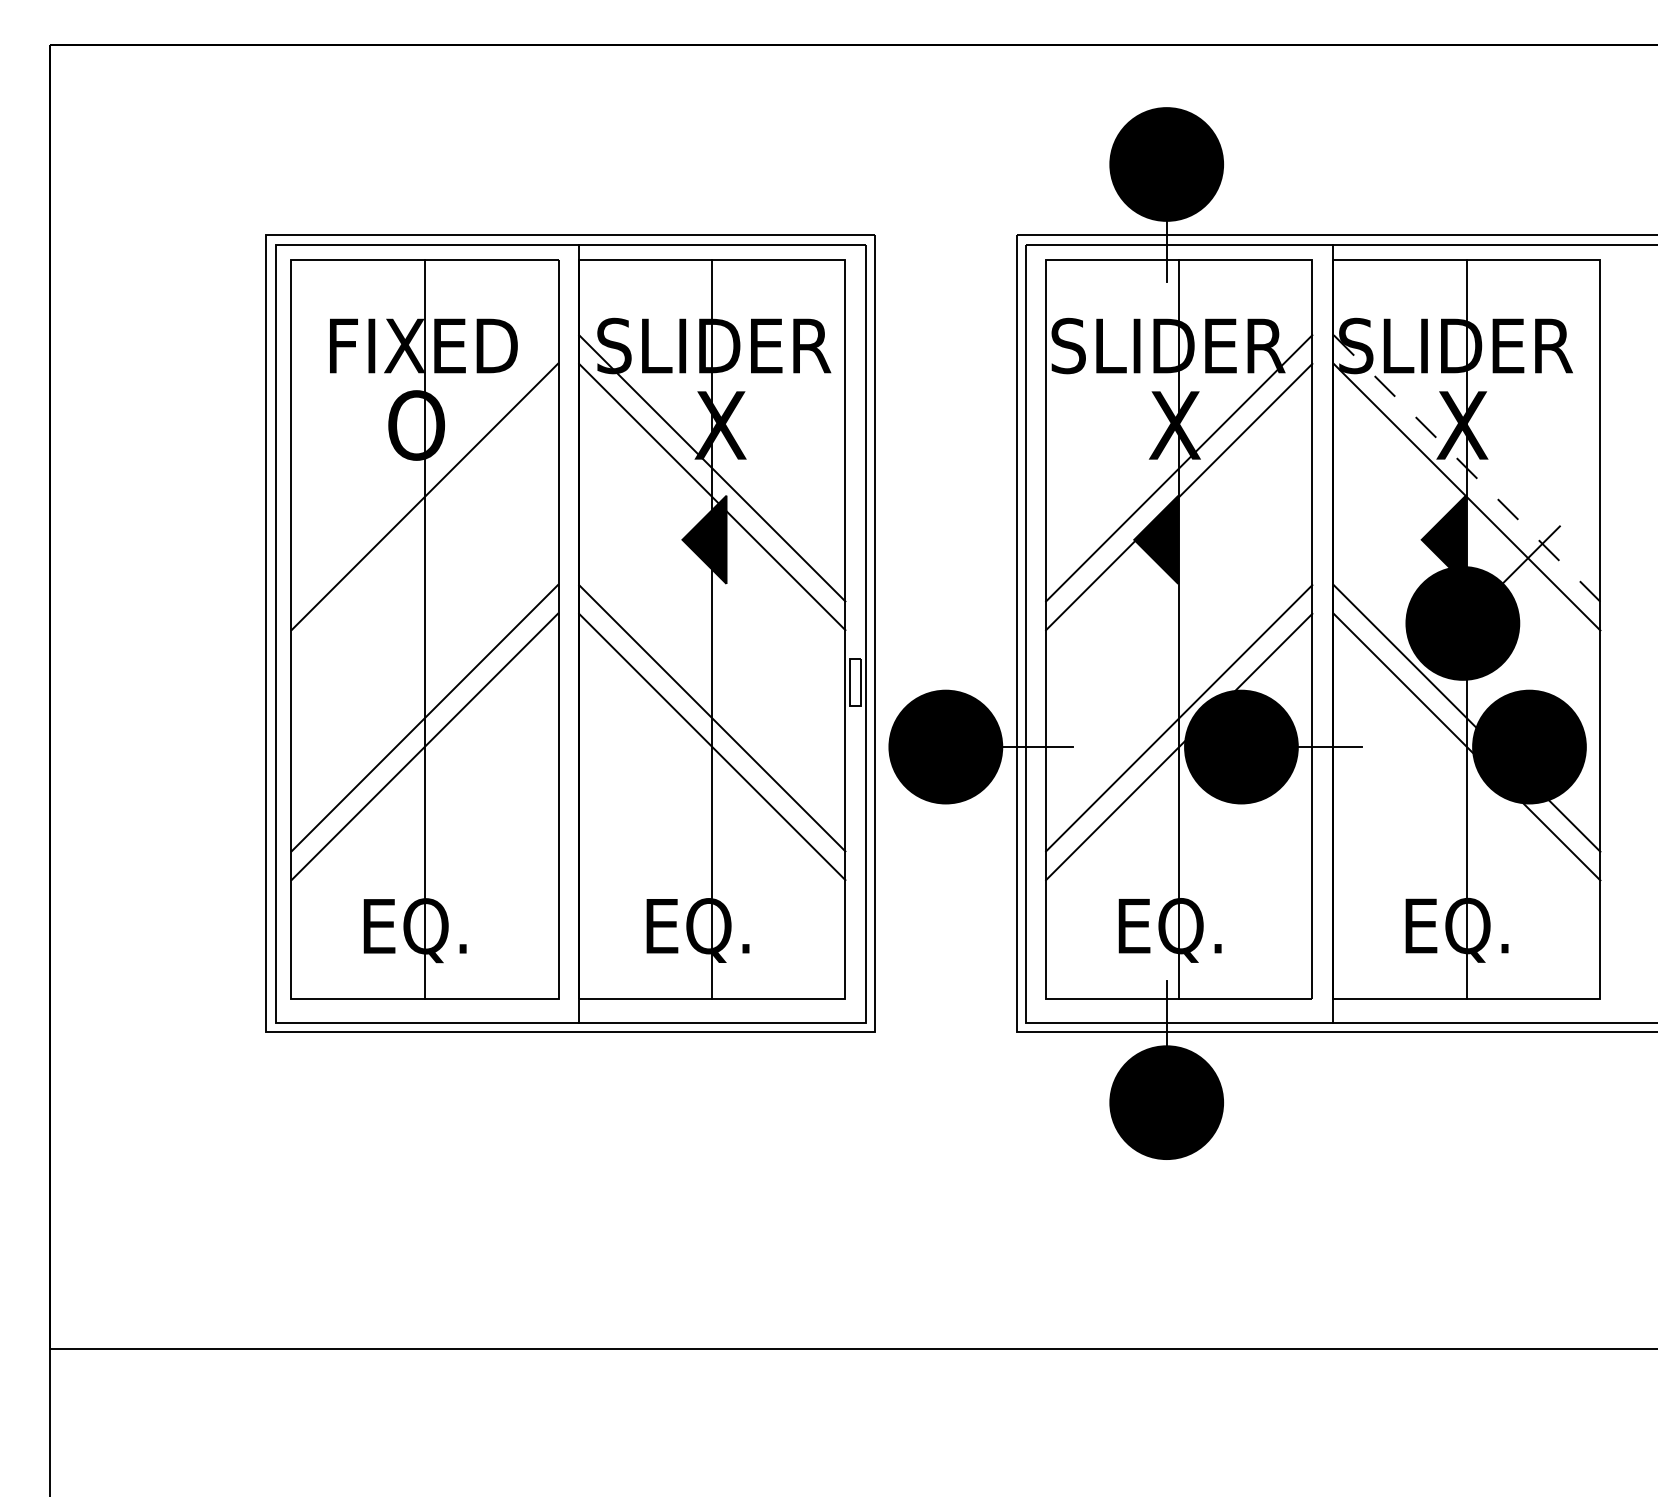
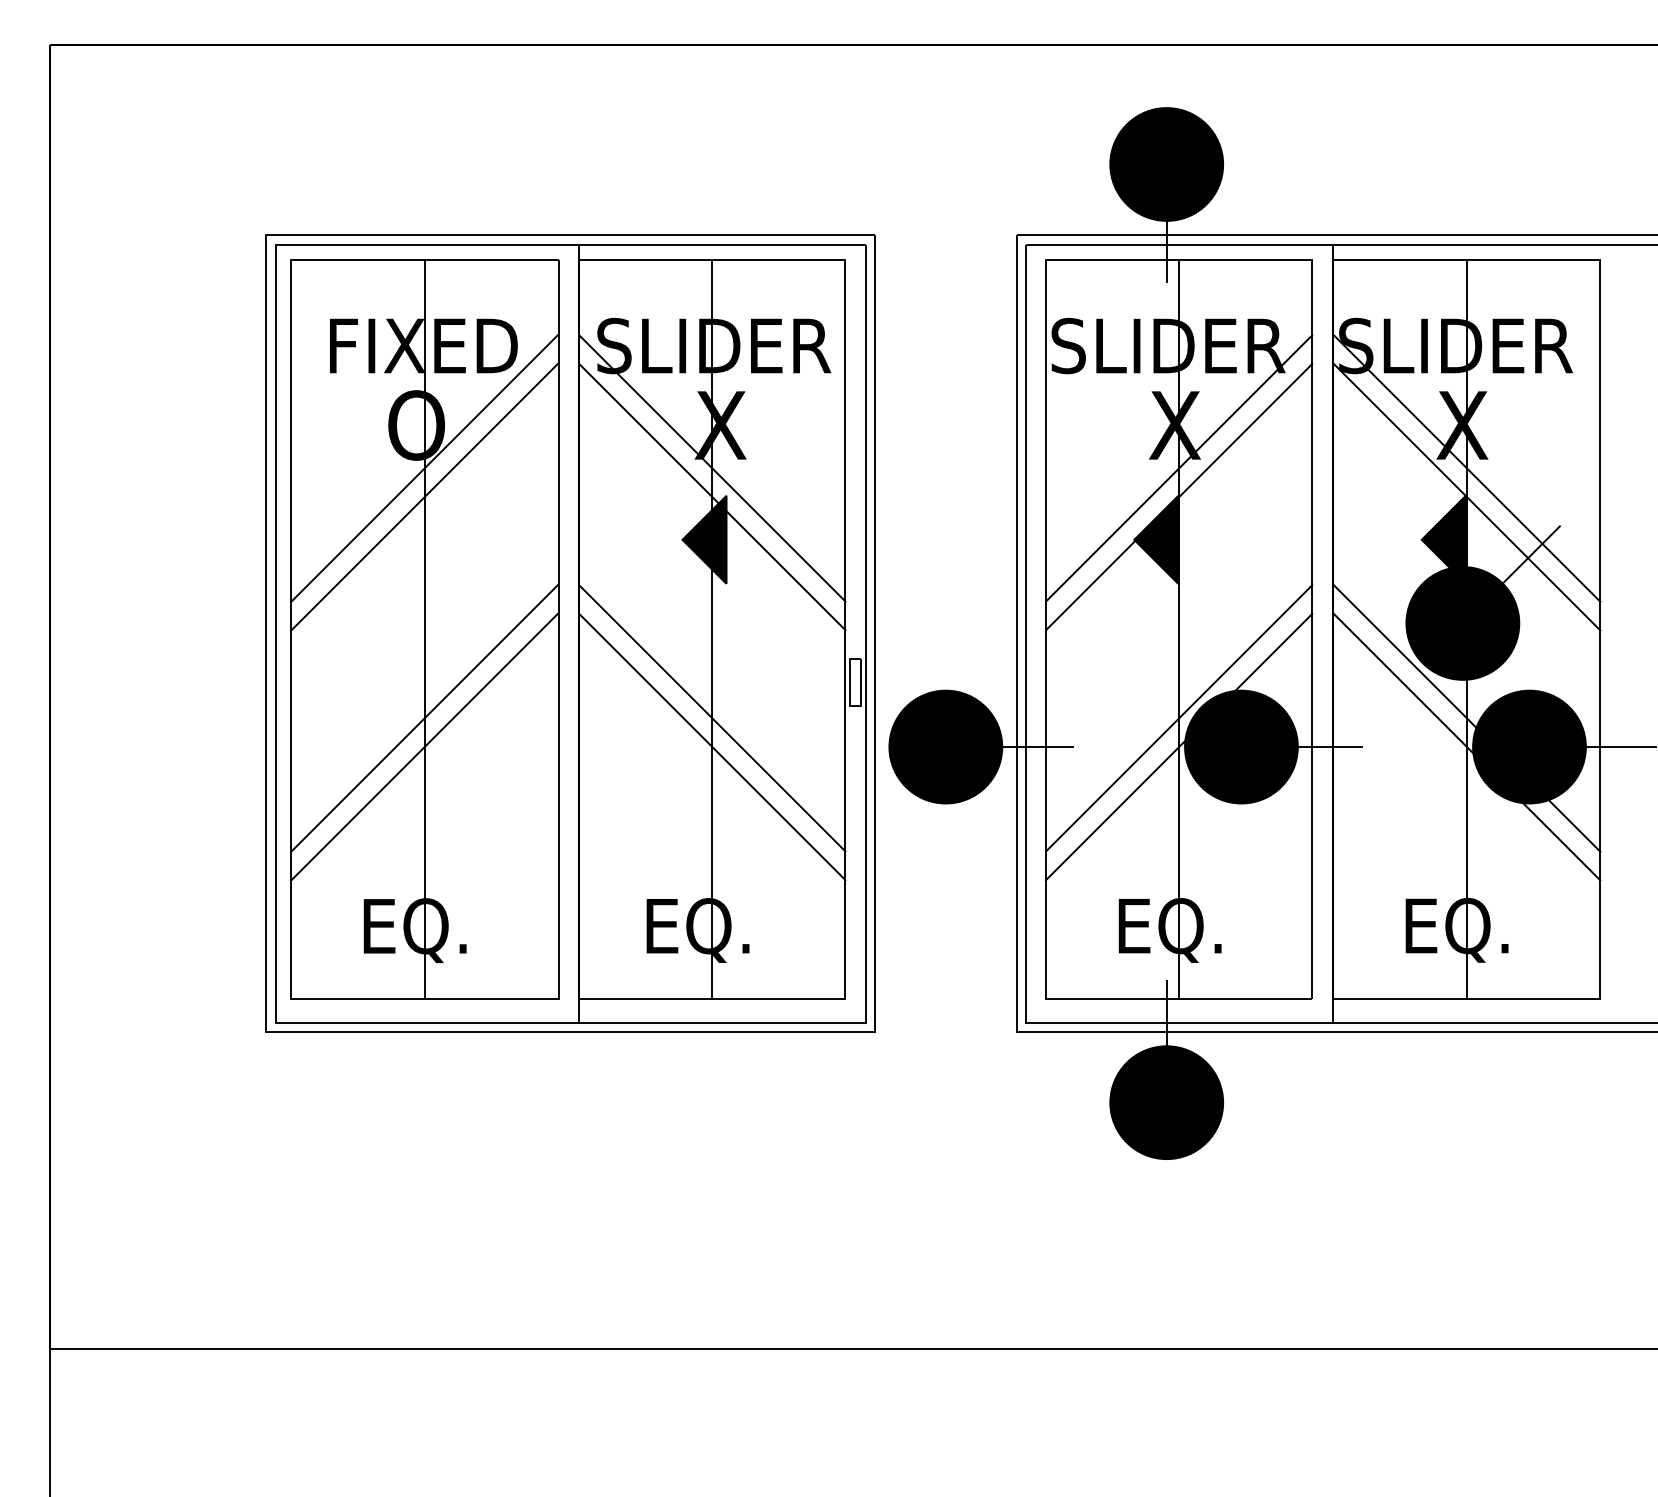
line: none -> present (424, 468)
line: dashed -> solid (1467, 468)
line: none -> present (1619, 747)
